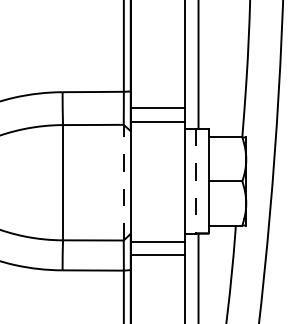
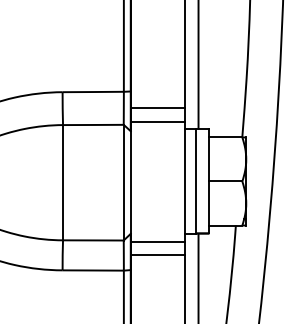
line: dashed -> solid (123, 182)
line: dashed -> solid (195, 182)
